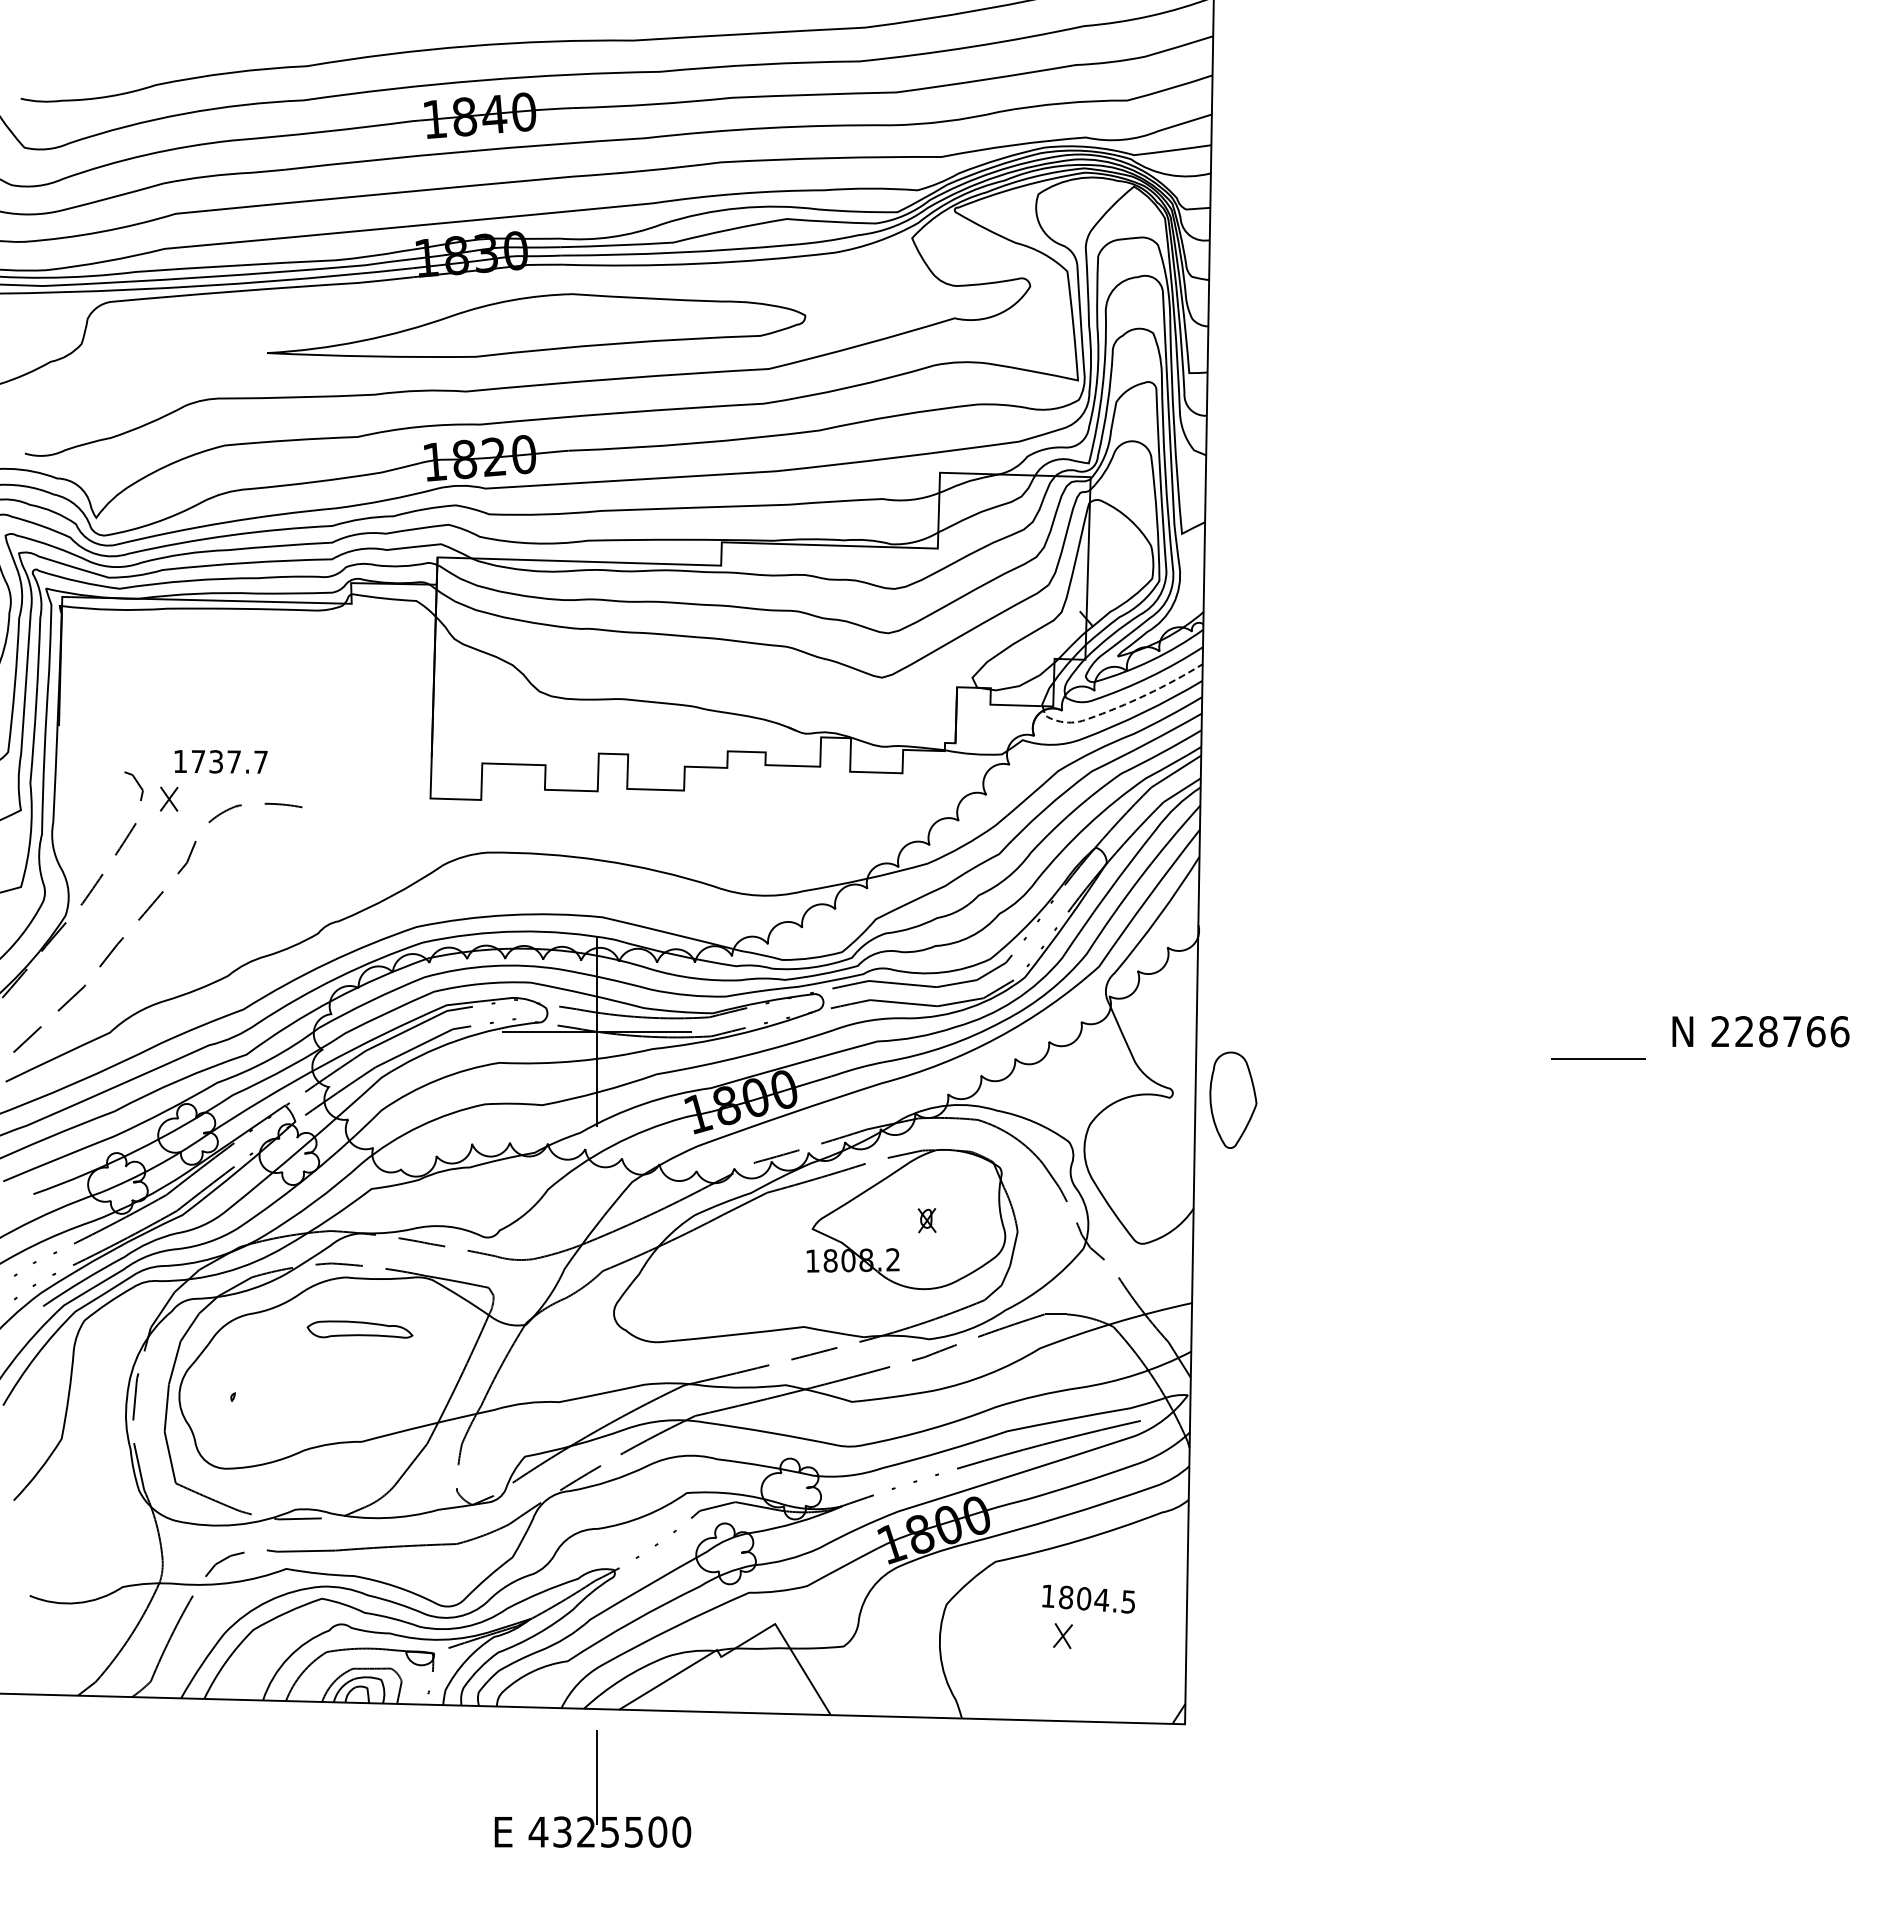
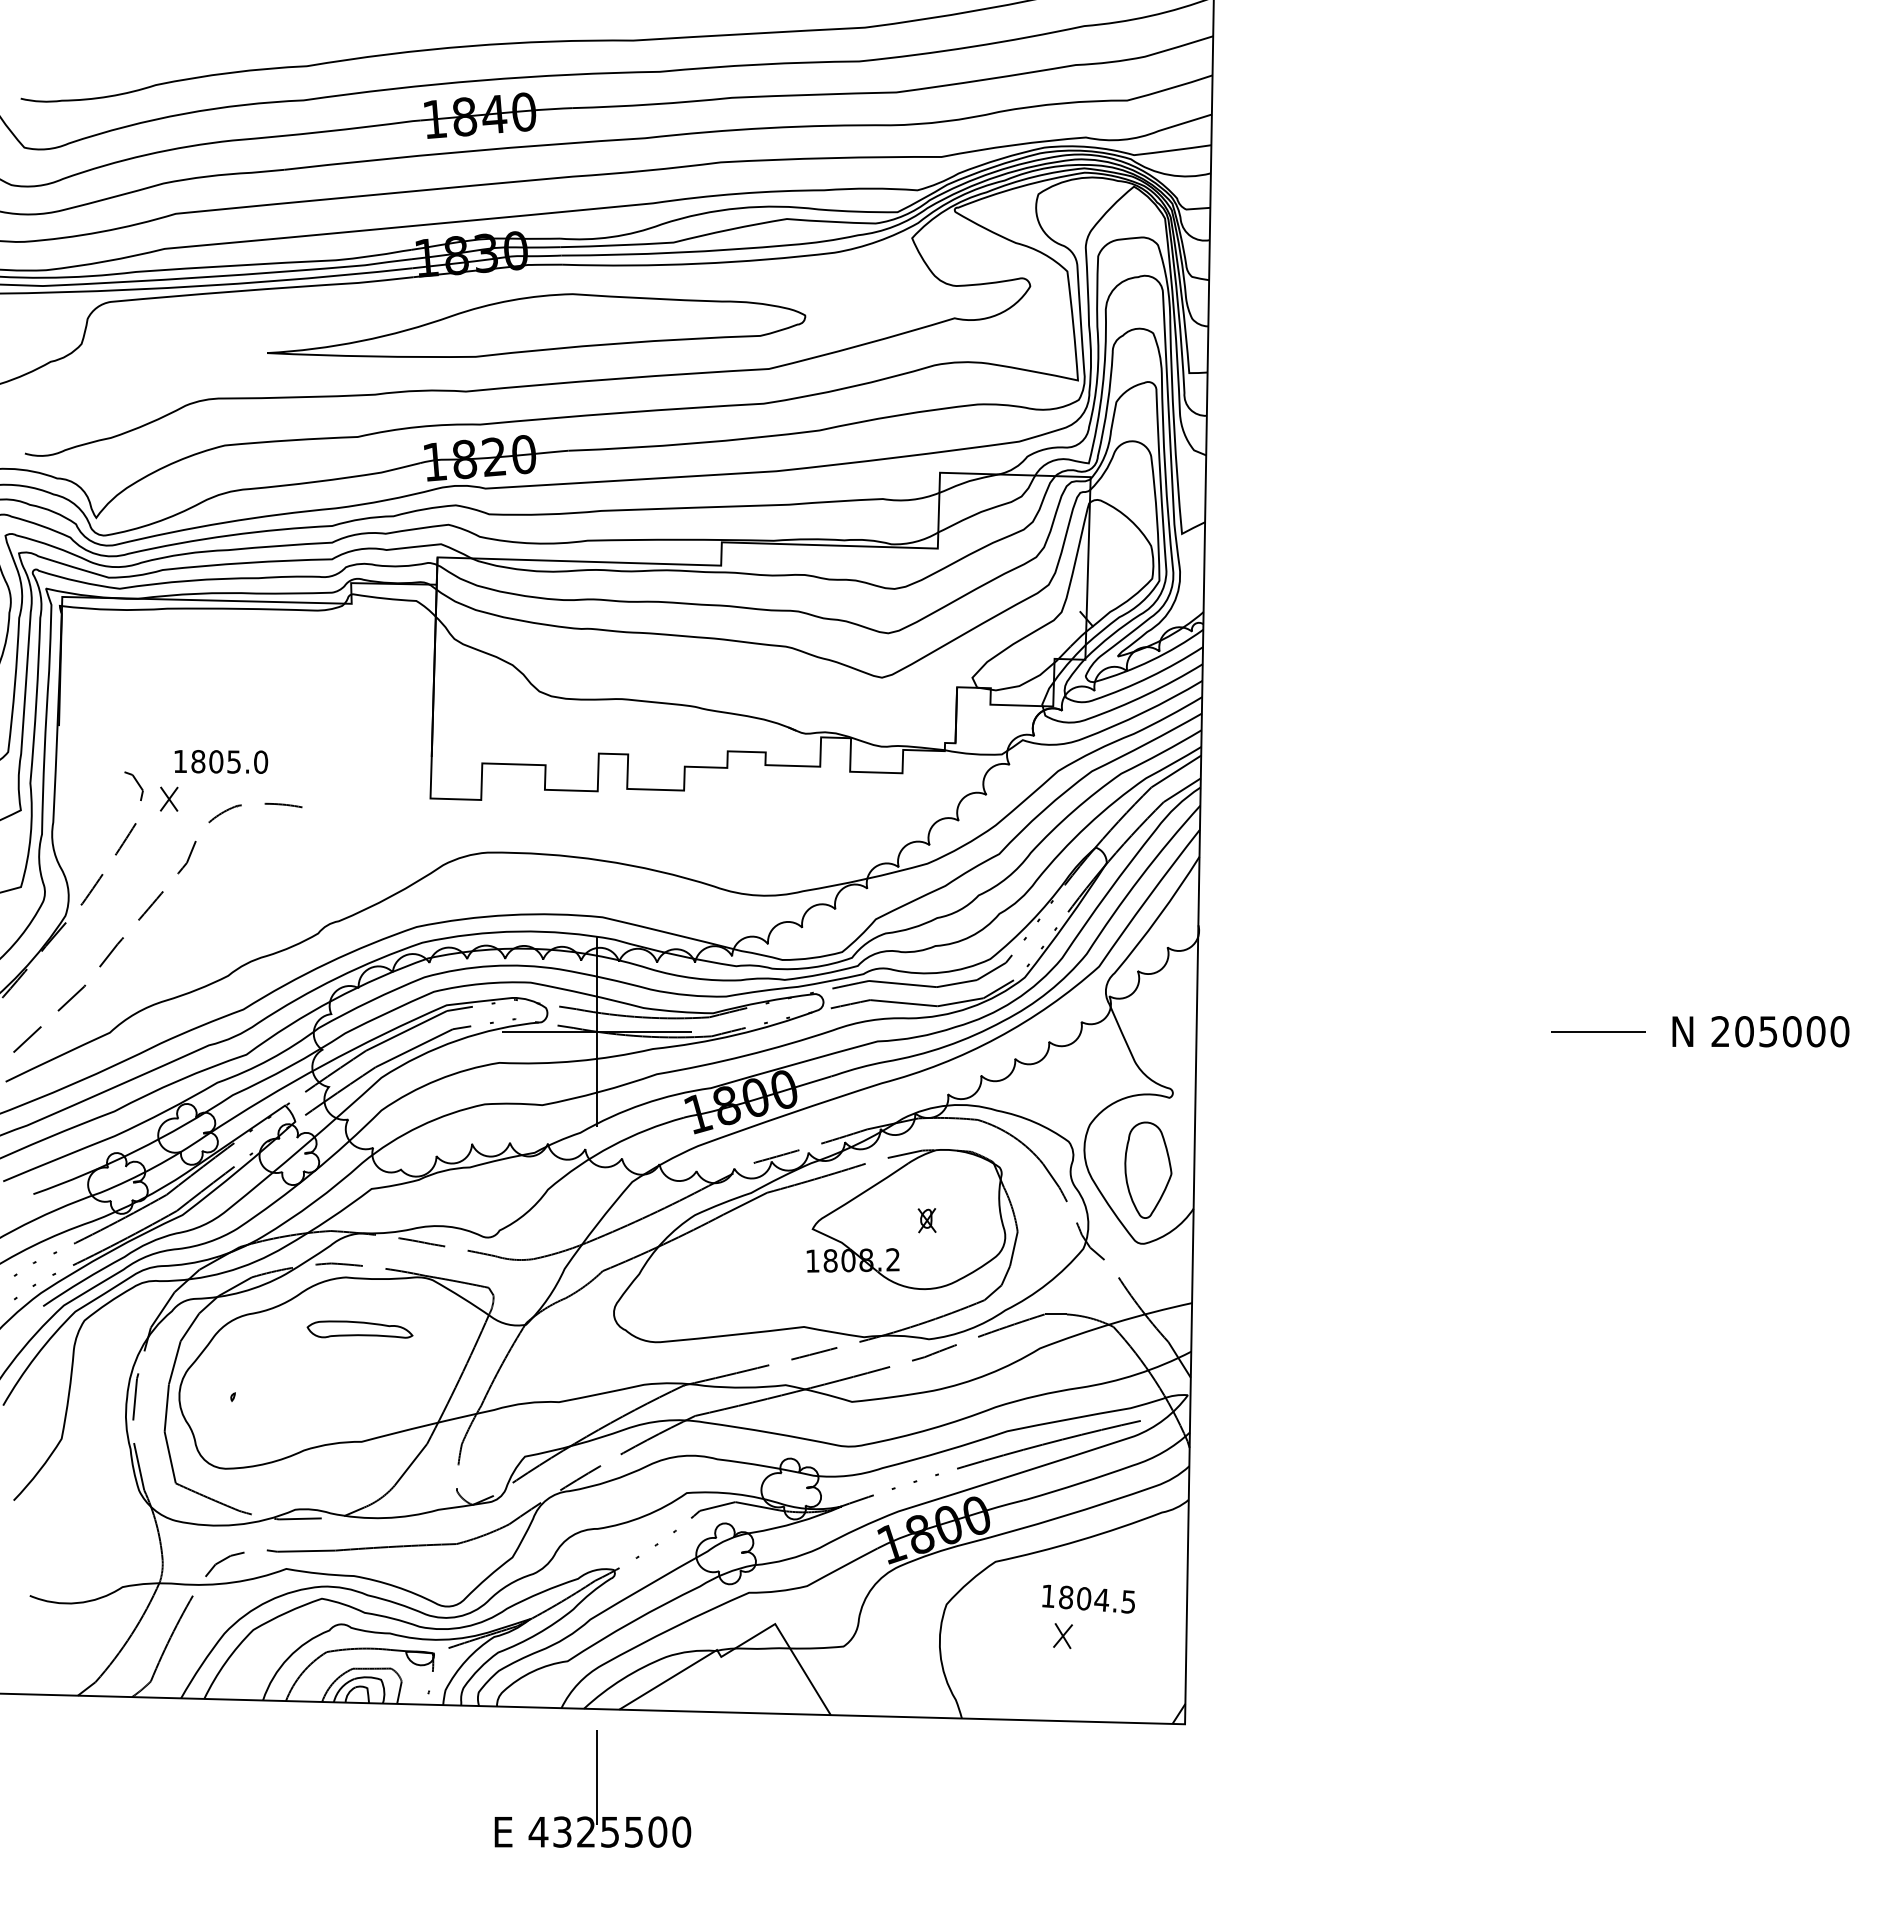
line: dashed -> solid (1117, 707)
text: 1737.7 -> 1805.0 (229, 761)
text: 228766 -> 205000 (1792, 1031)
line position: (1598, 1058) -> (1598, 1031) (1598, 1031)
part position: (1233, 1099) -> (1148, 1169) (1148, 1169)
